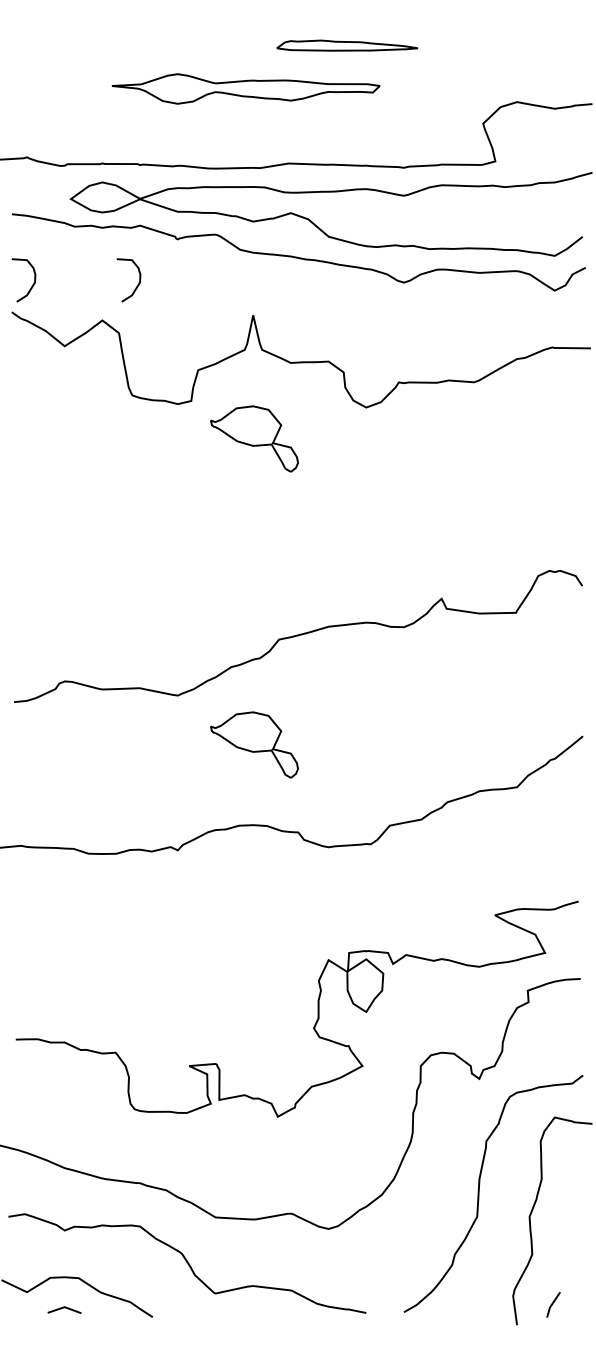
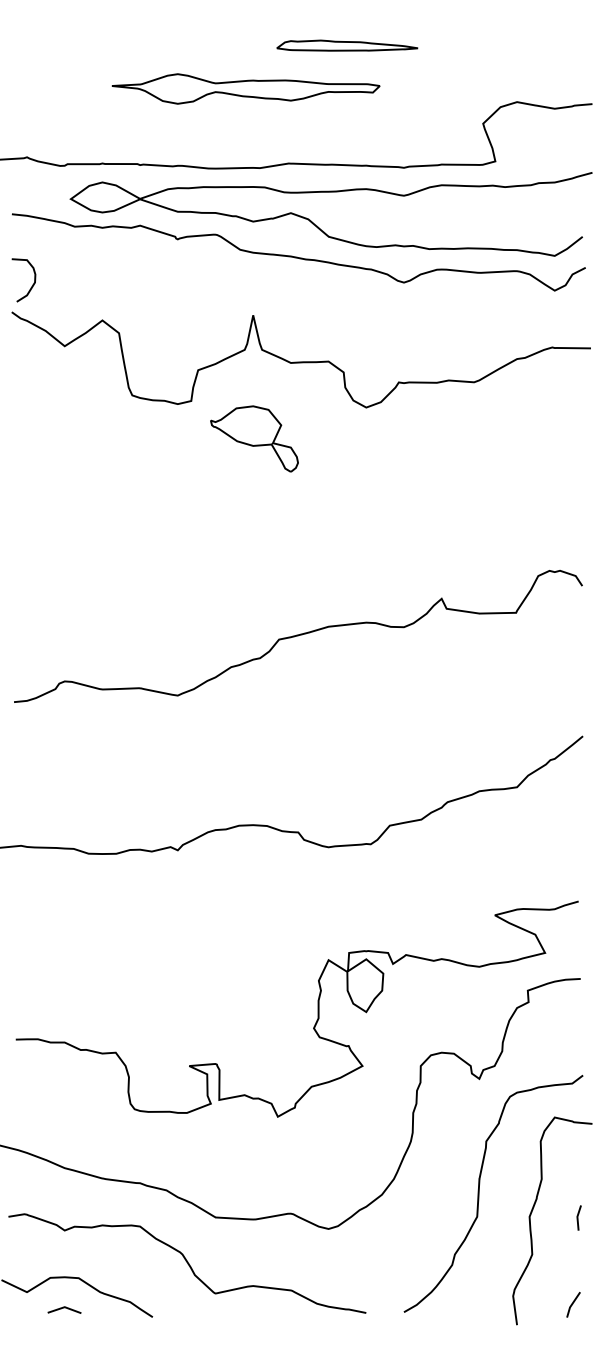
curve: present -> none (137, 284)
part: present -> none (254, 744)
line: none -> present (578, 1217)
line position: (553, 1304) -> (573, 1304) (573, 1304)
